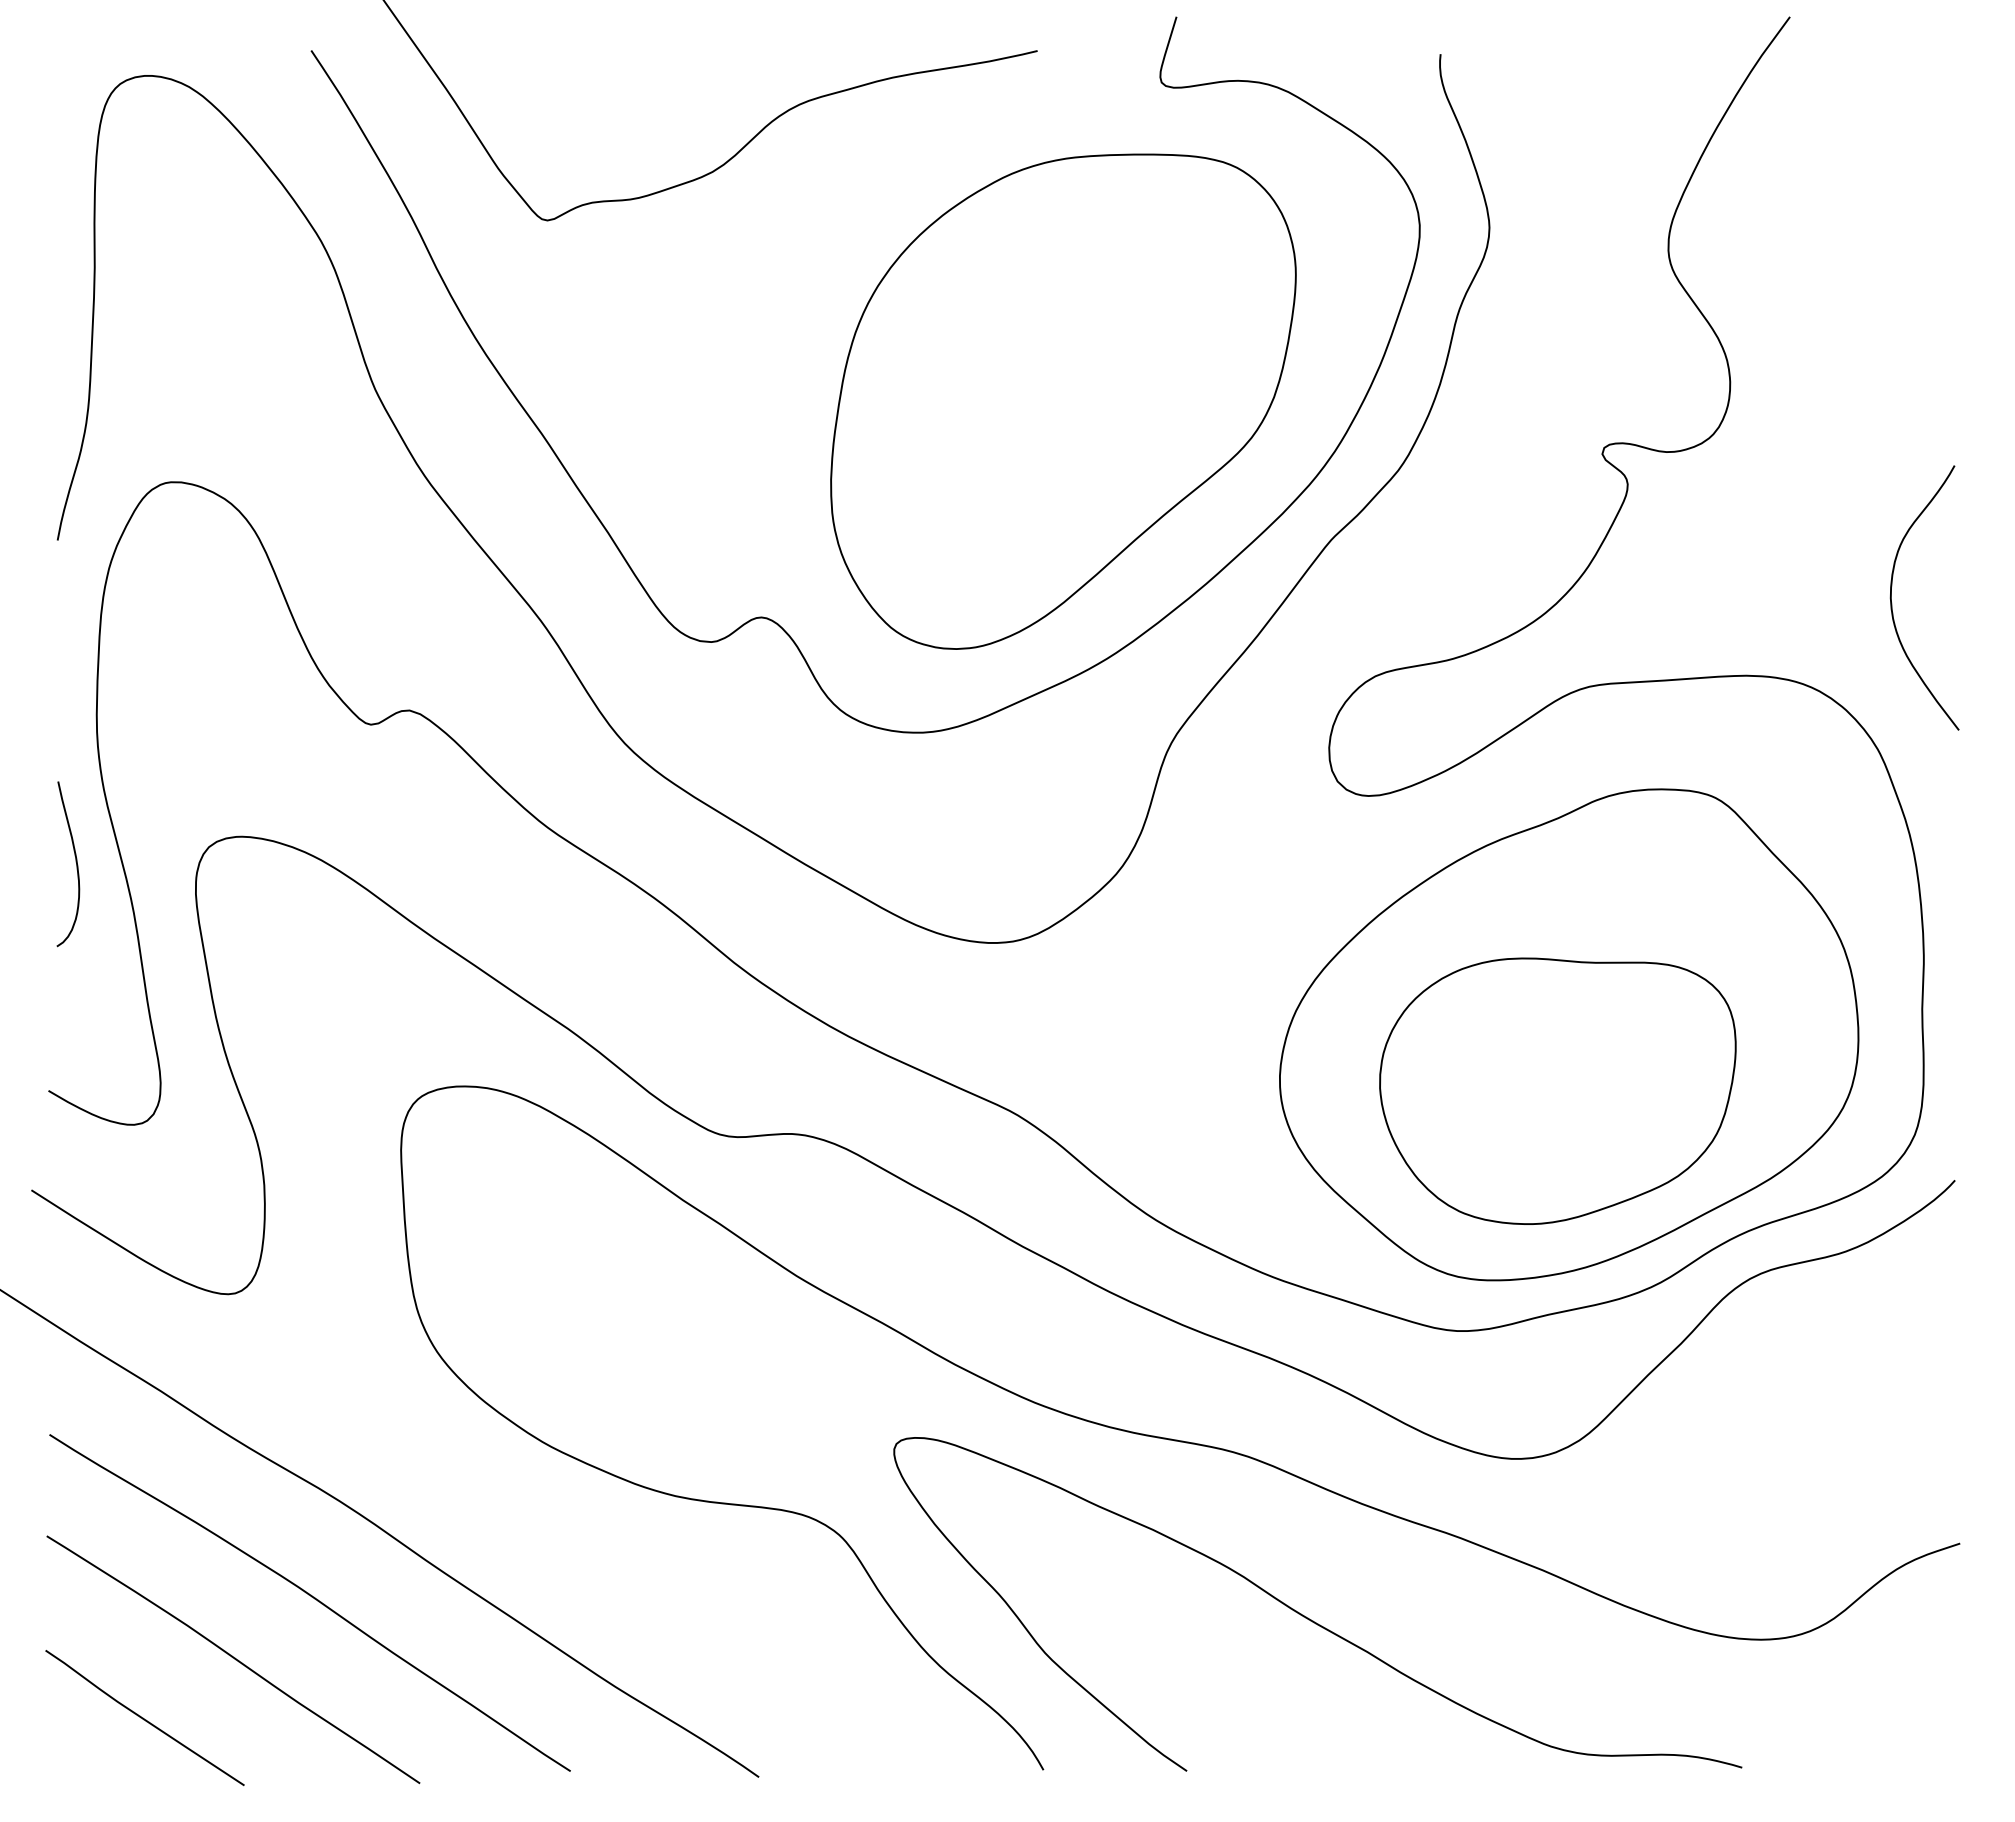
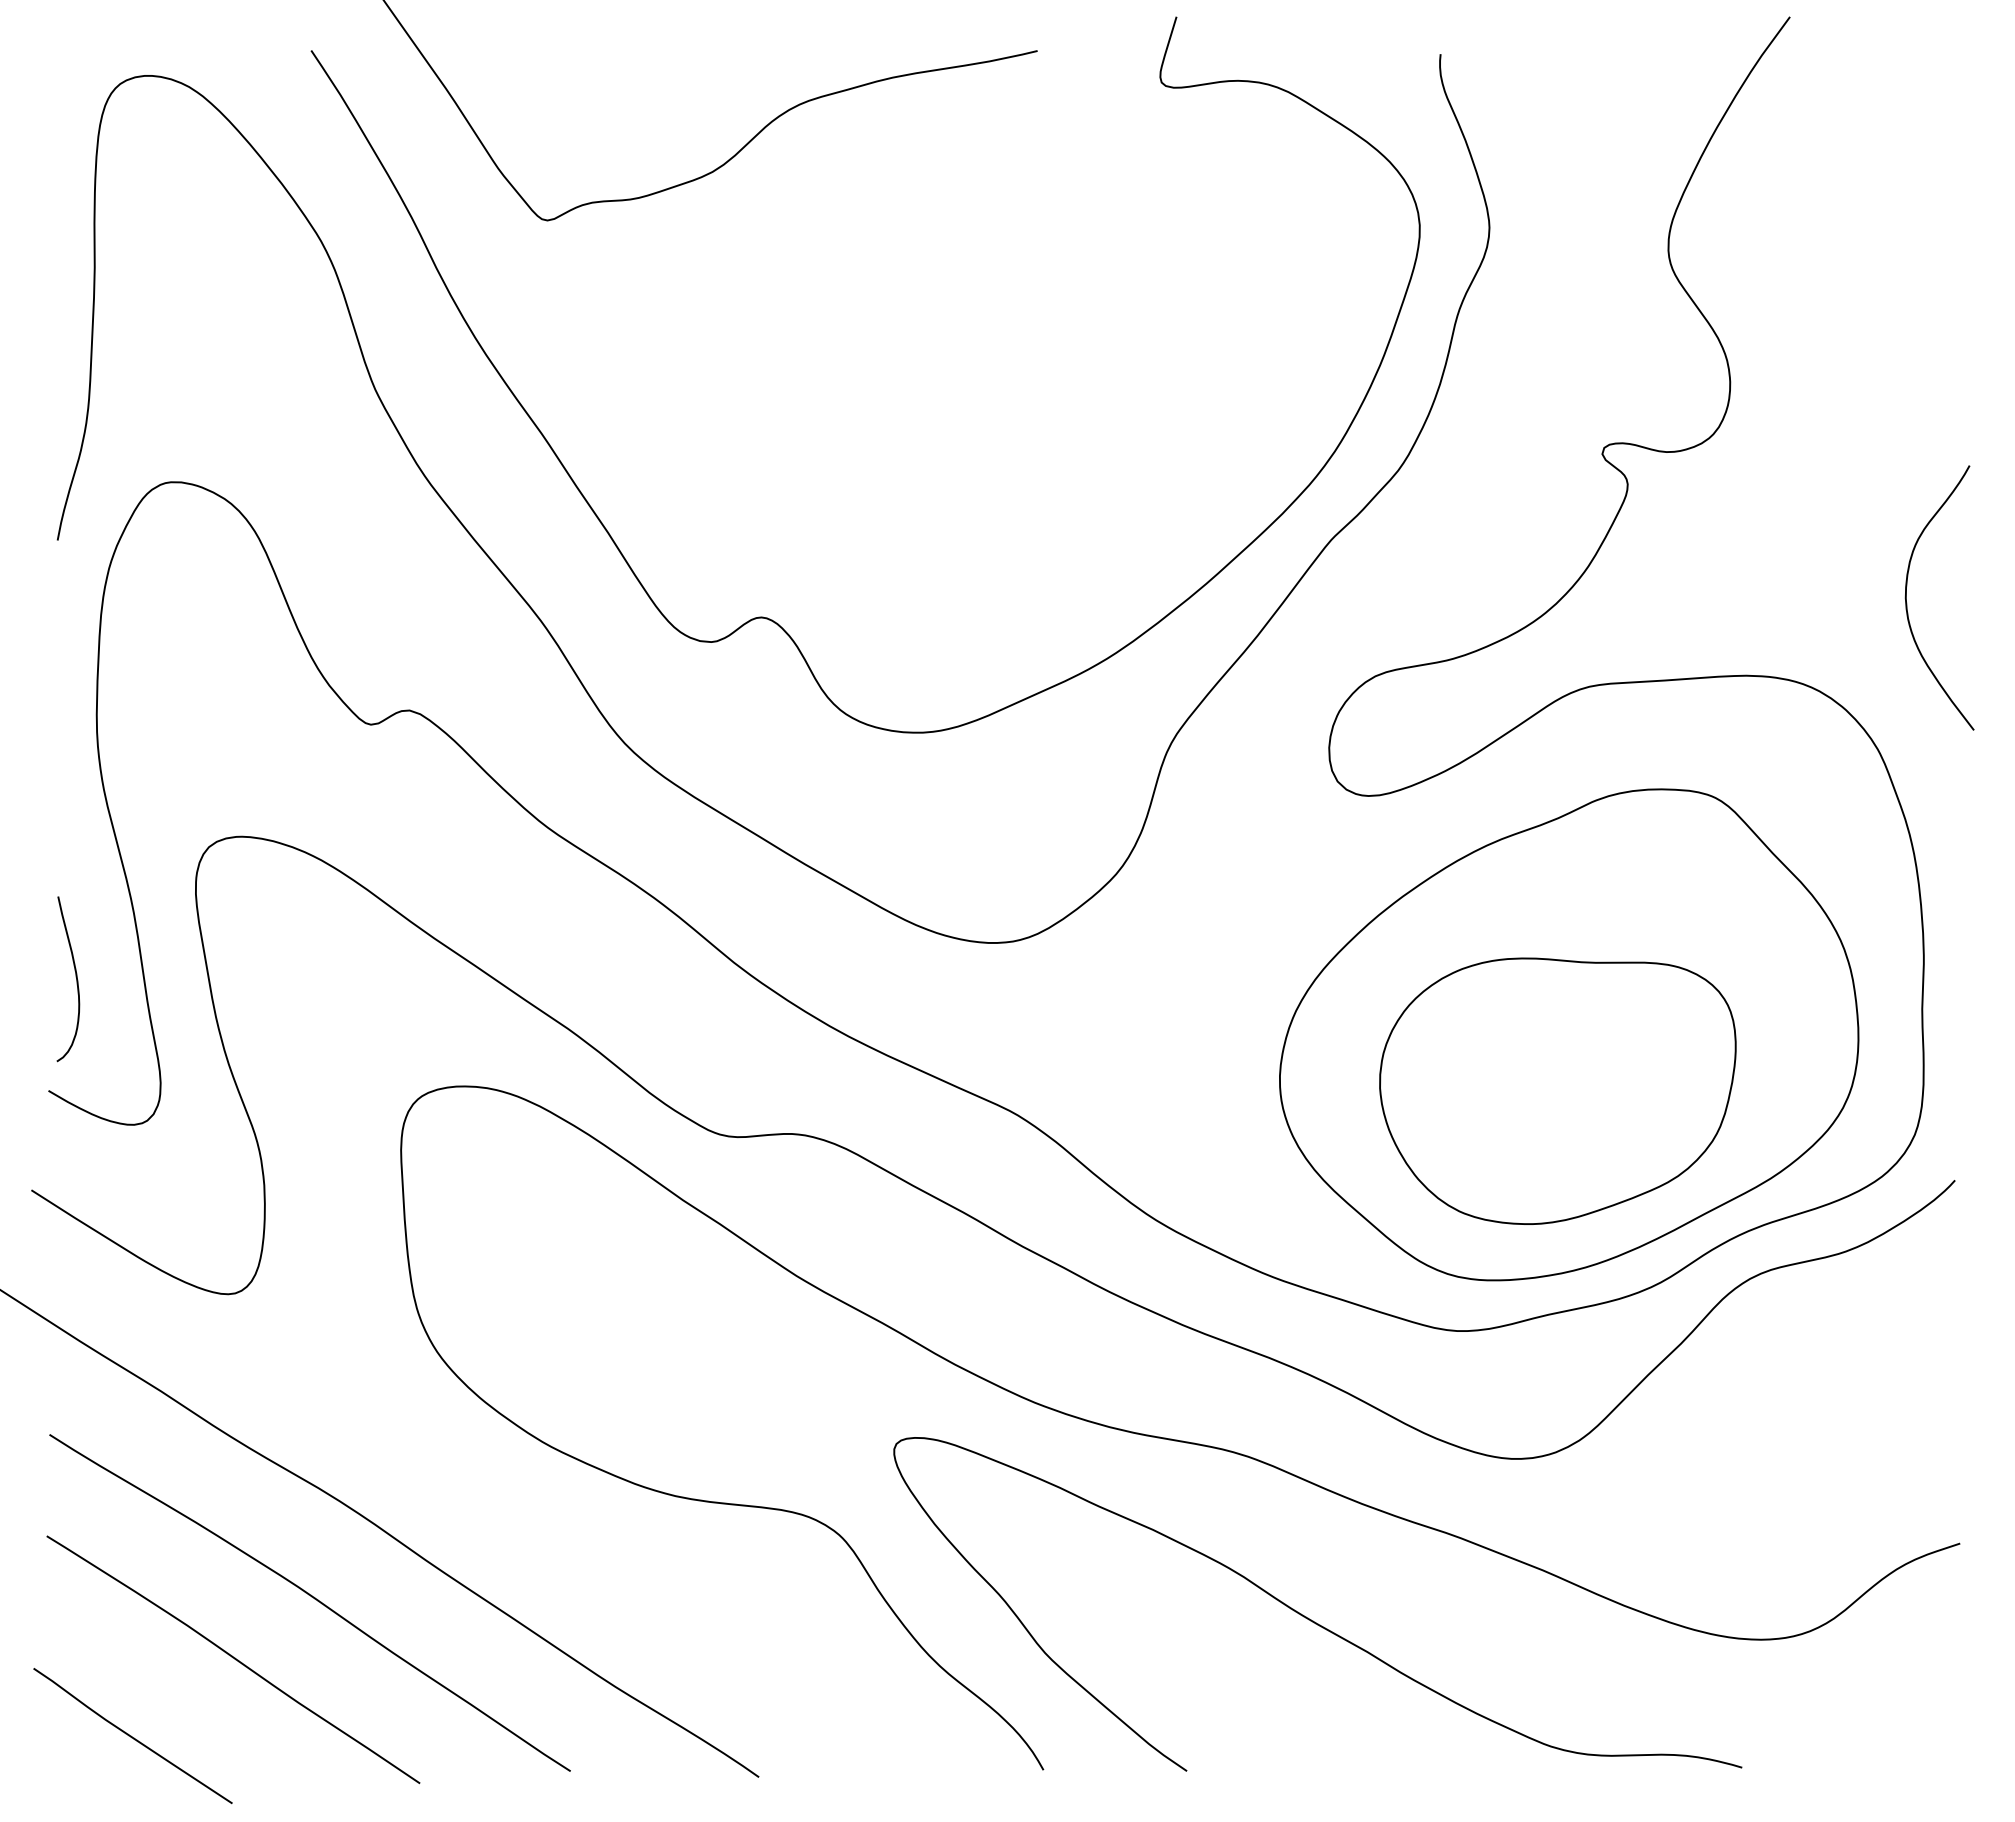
part: present -> none (1063, 401)
curve position: (1892, 603) -> (1907, 603) (1907, 603)
curve position: (75, 862) -> (75, 977) (75, 977)
curve position: (144, 1718) -> (132, 1736) (132, 1736)
